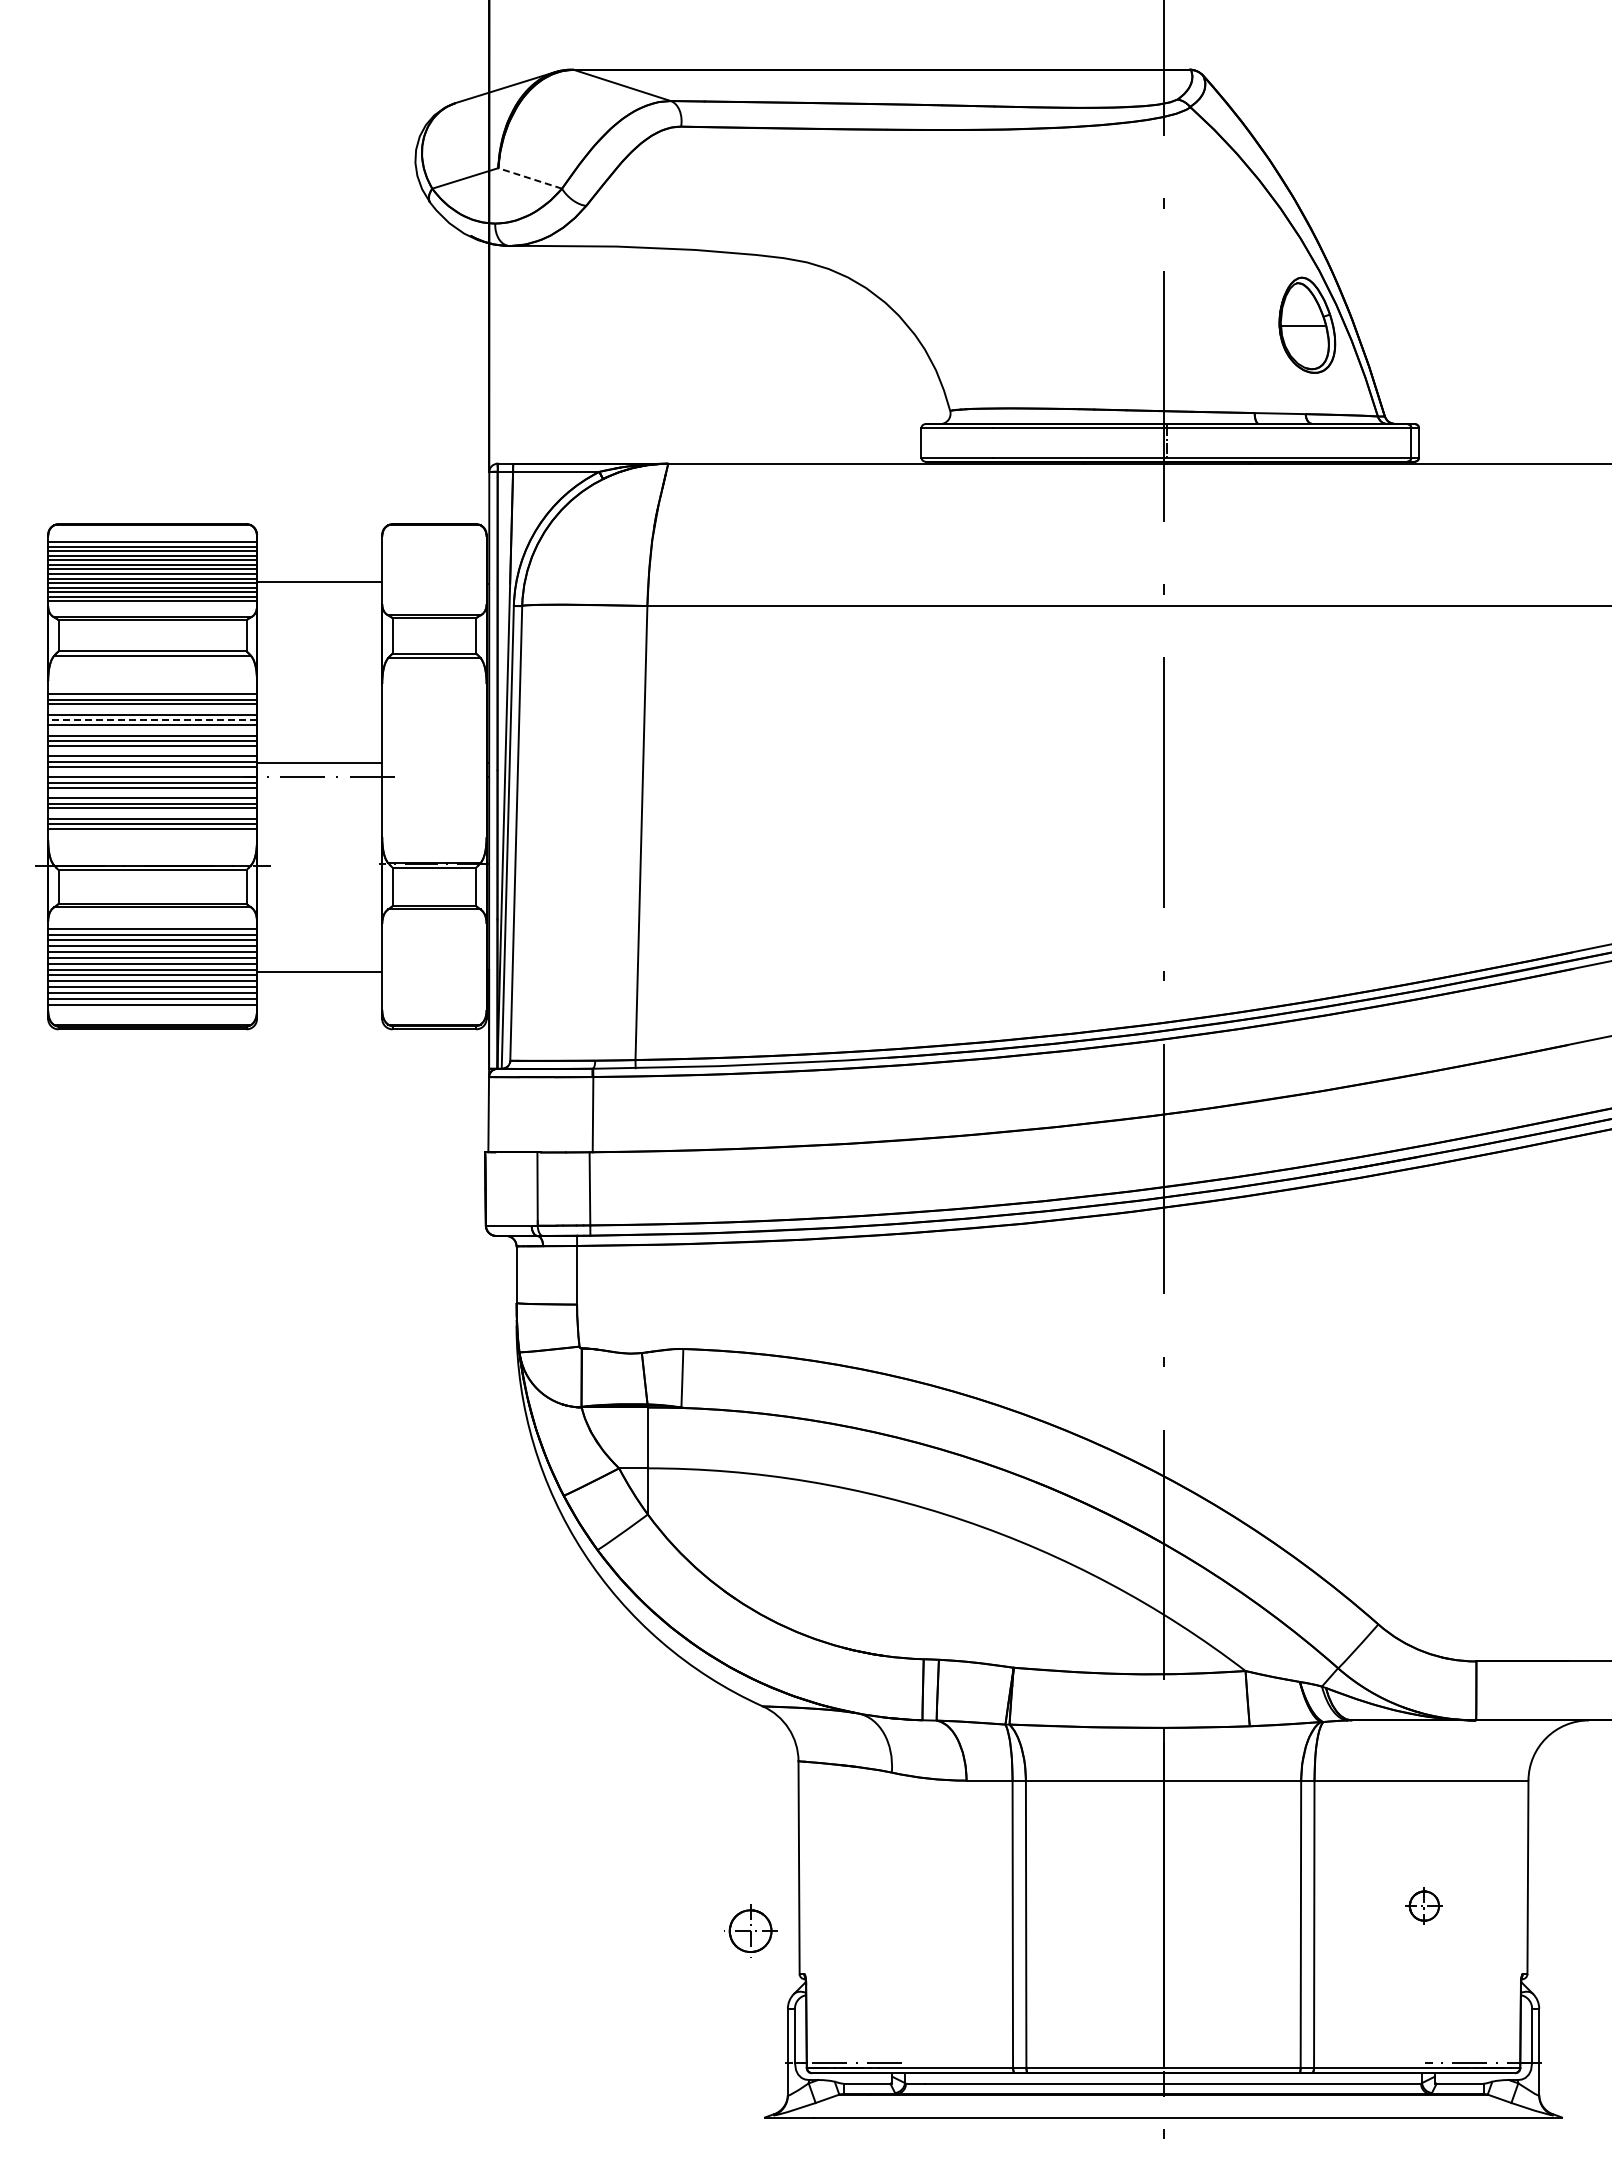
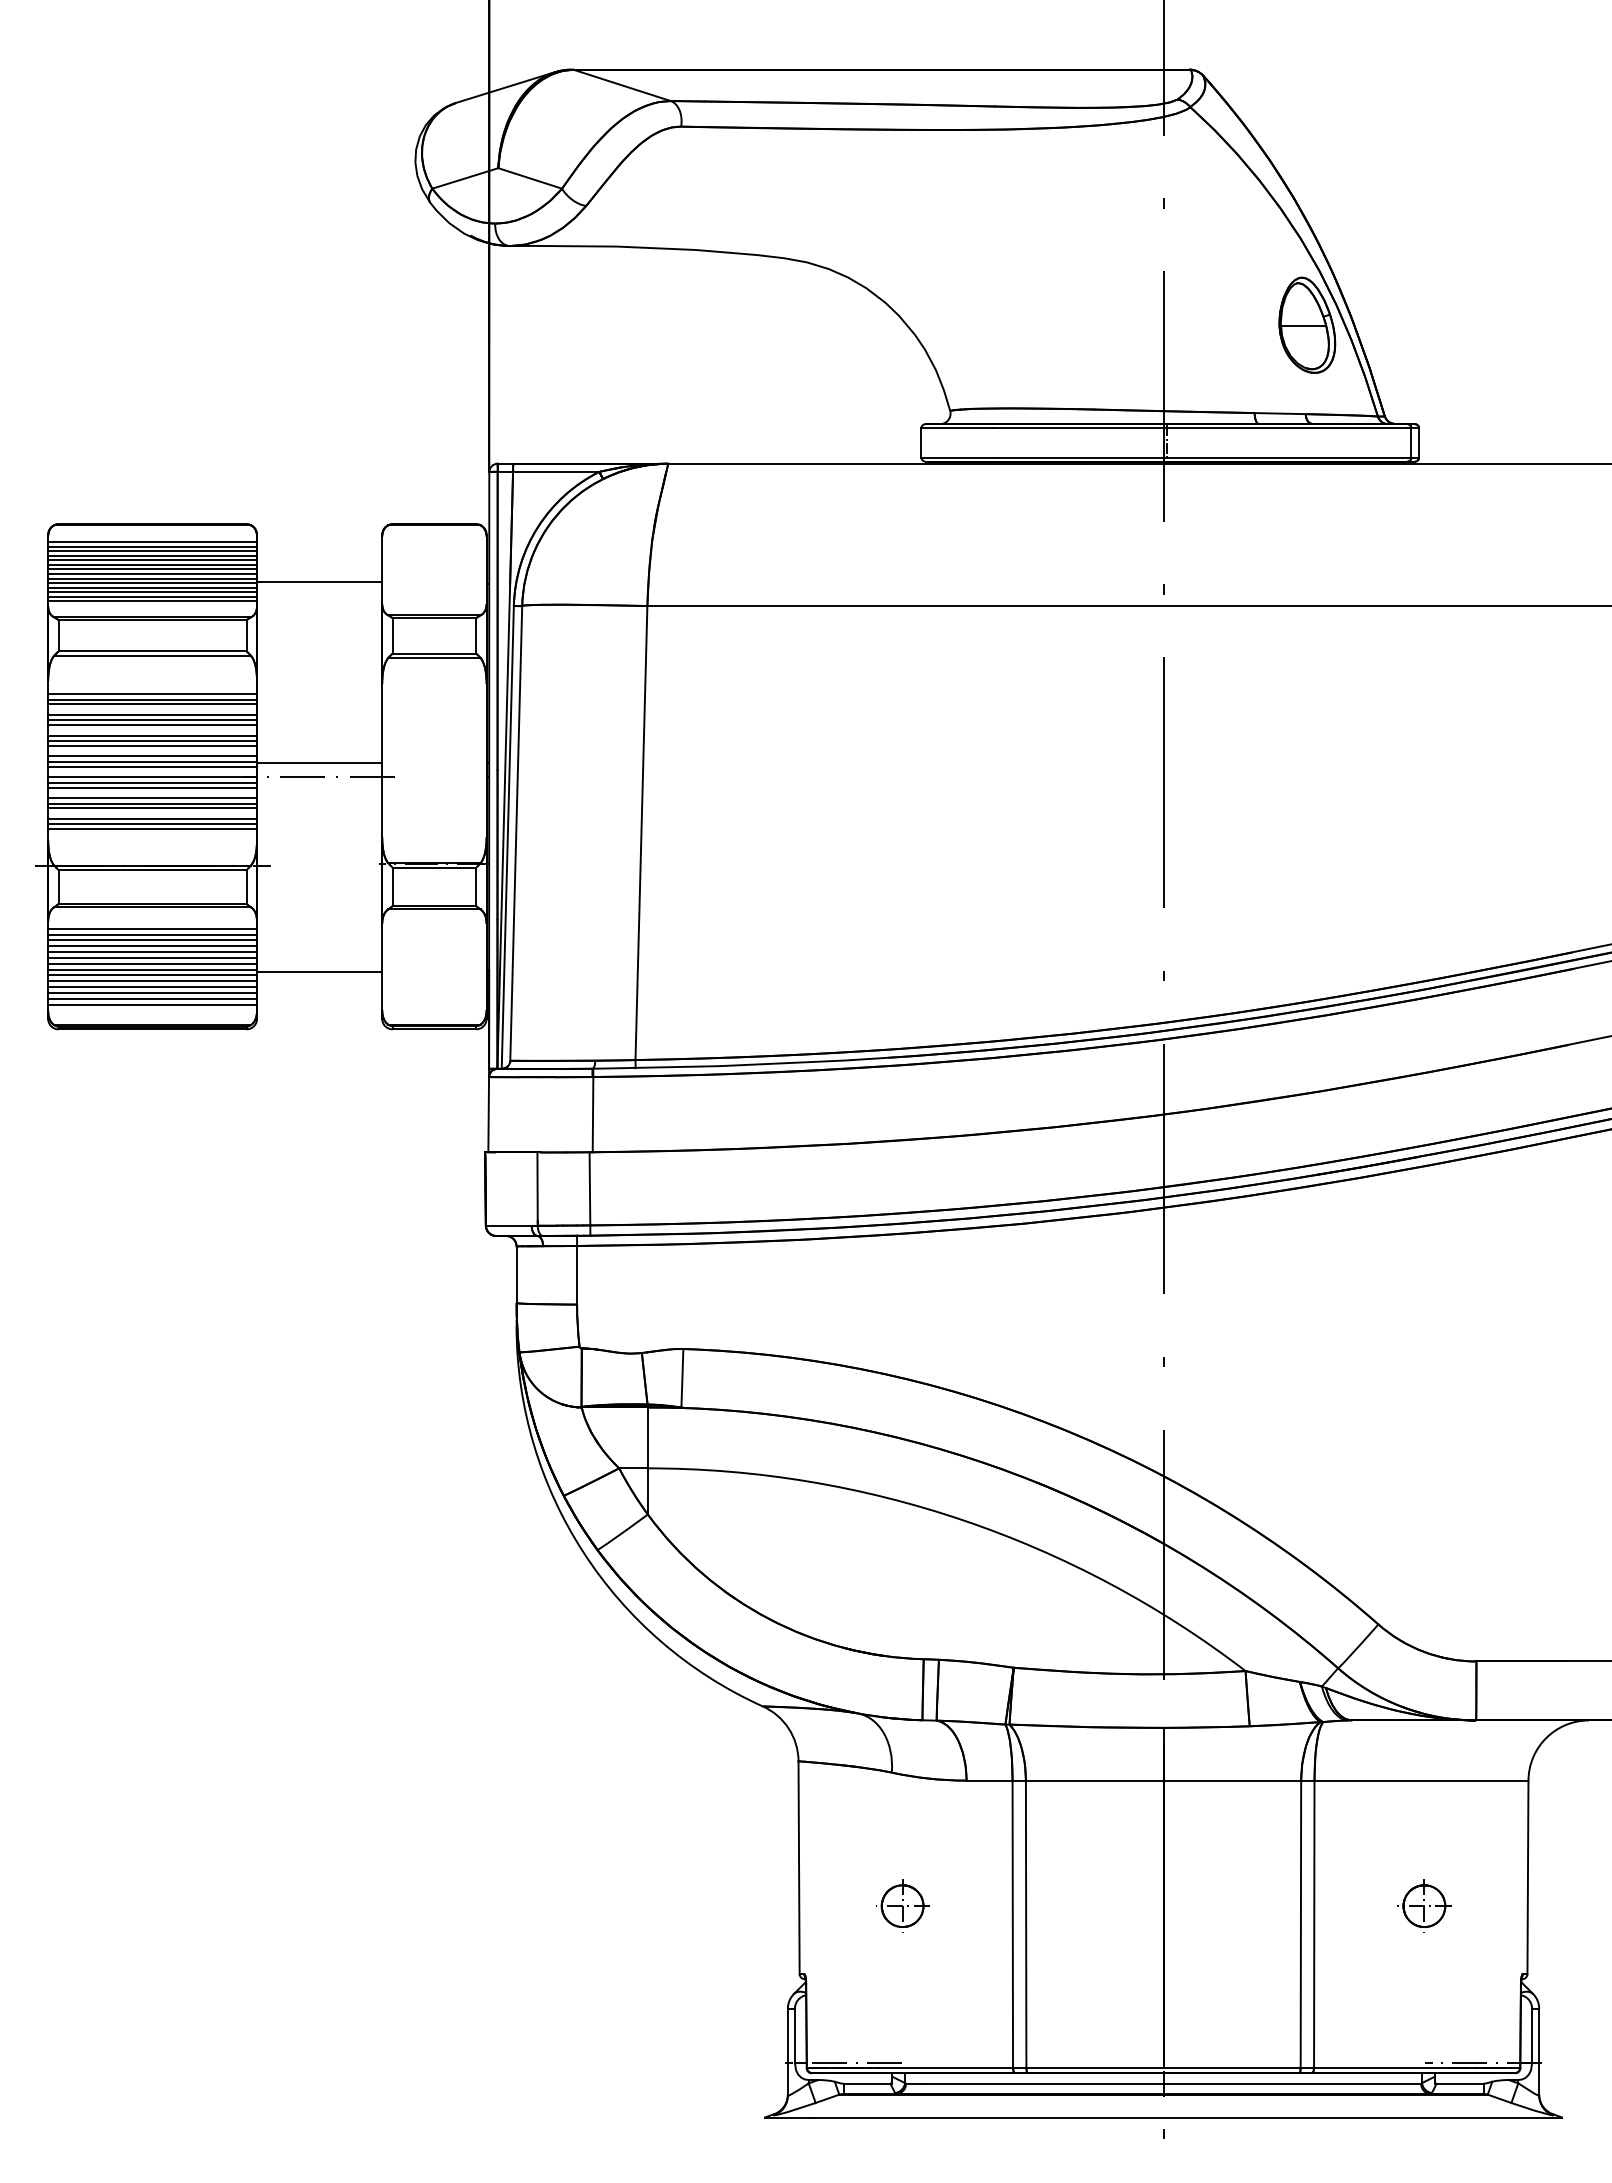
line: dashed -> solid (529, 178)
line: dashed -> solid (152, 720)
part size: 38x38 px -> 55x54 px (1424, 1905)
part position: (750, 1930) -> (902, 1905) (902, 1905)
